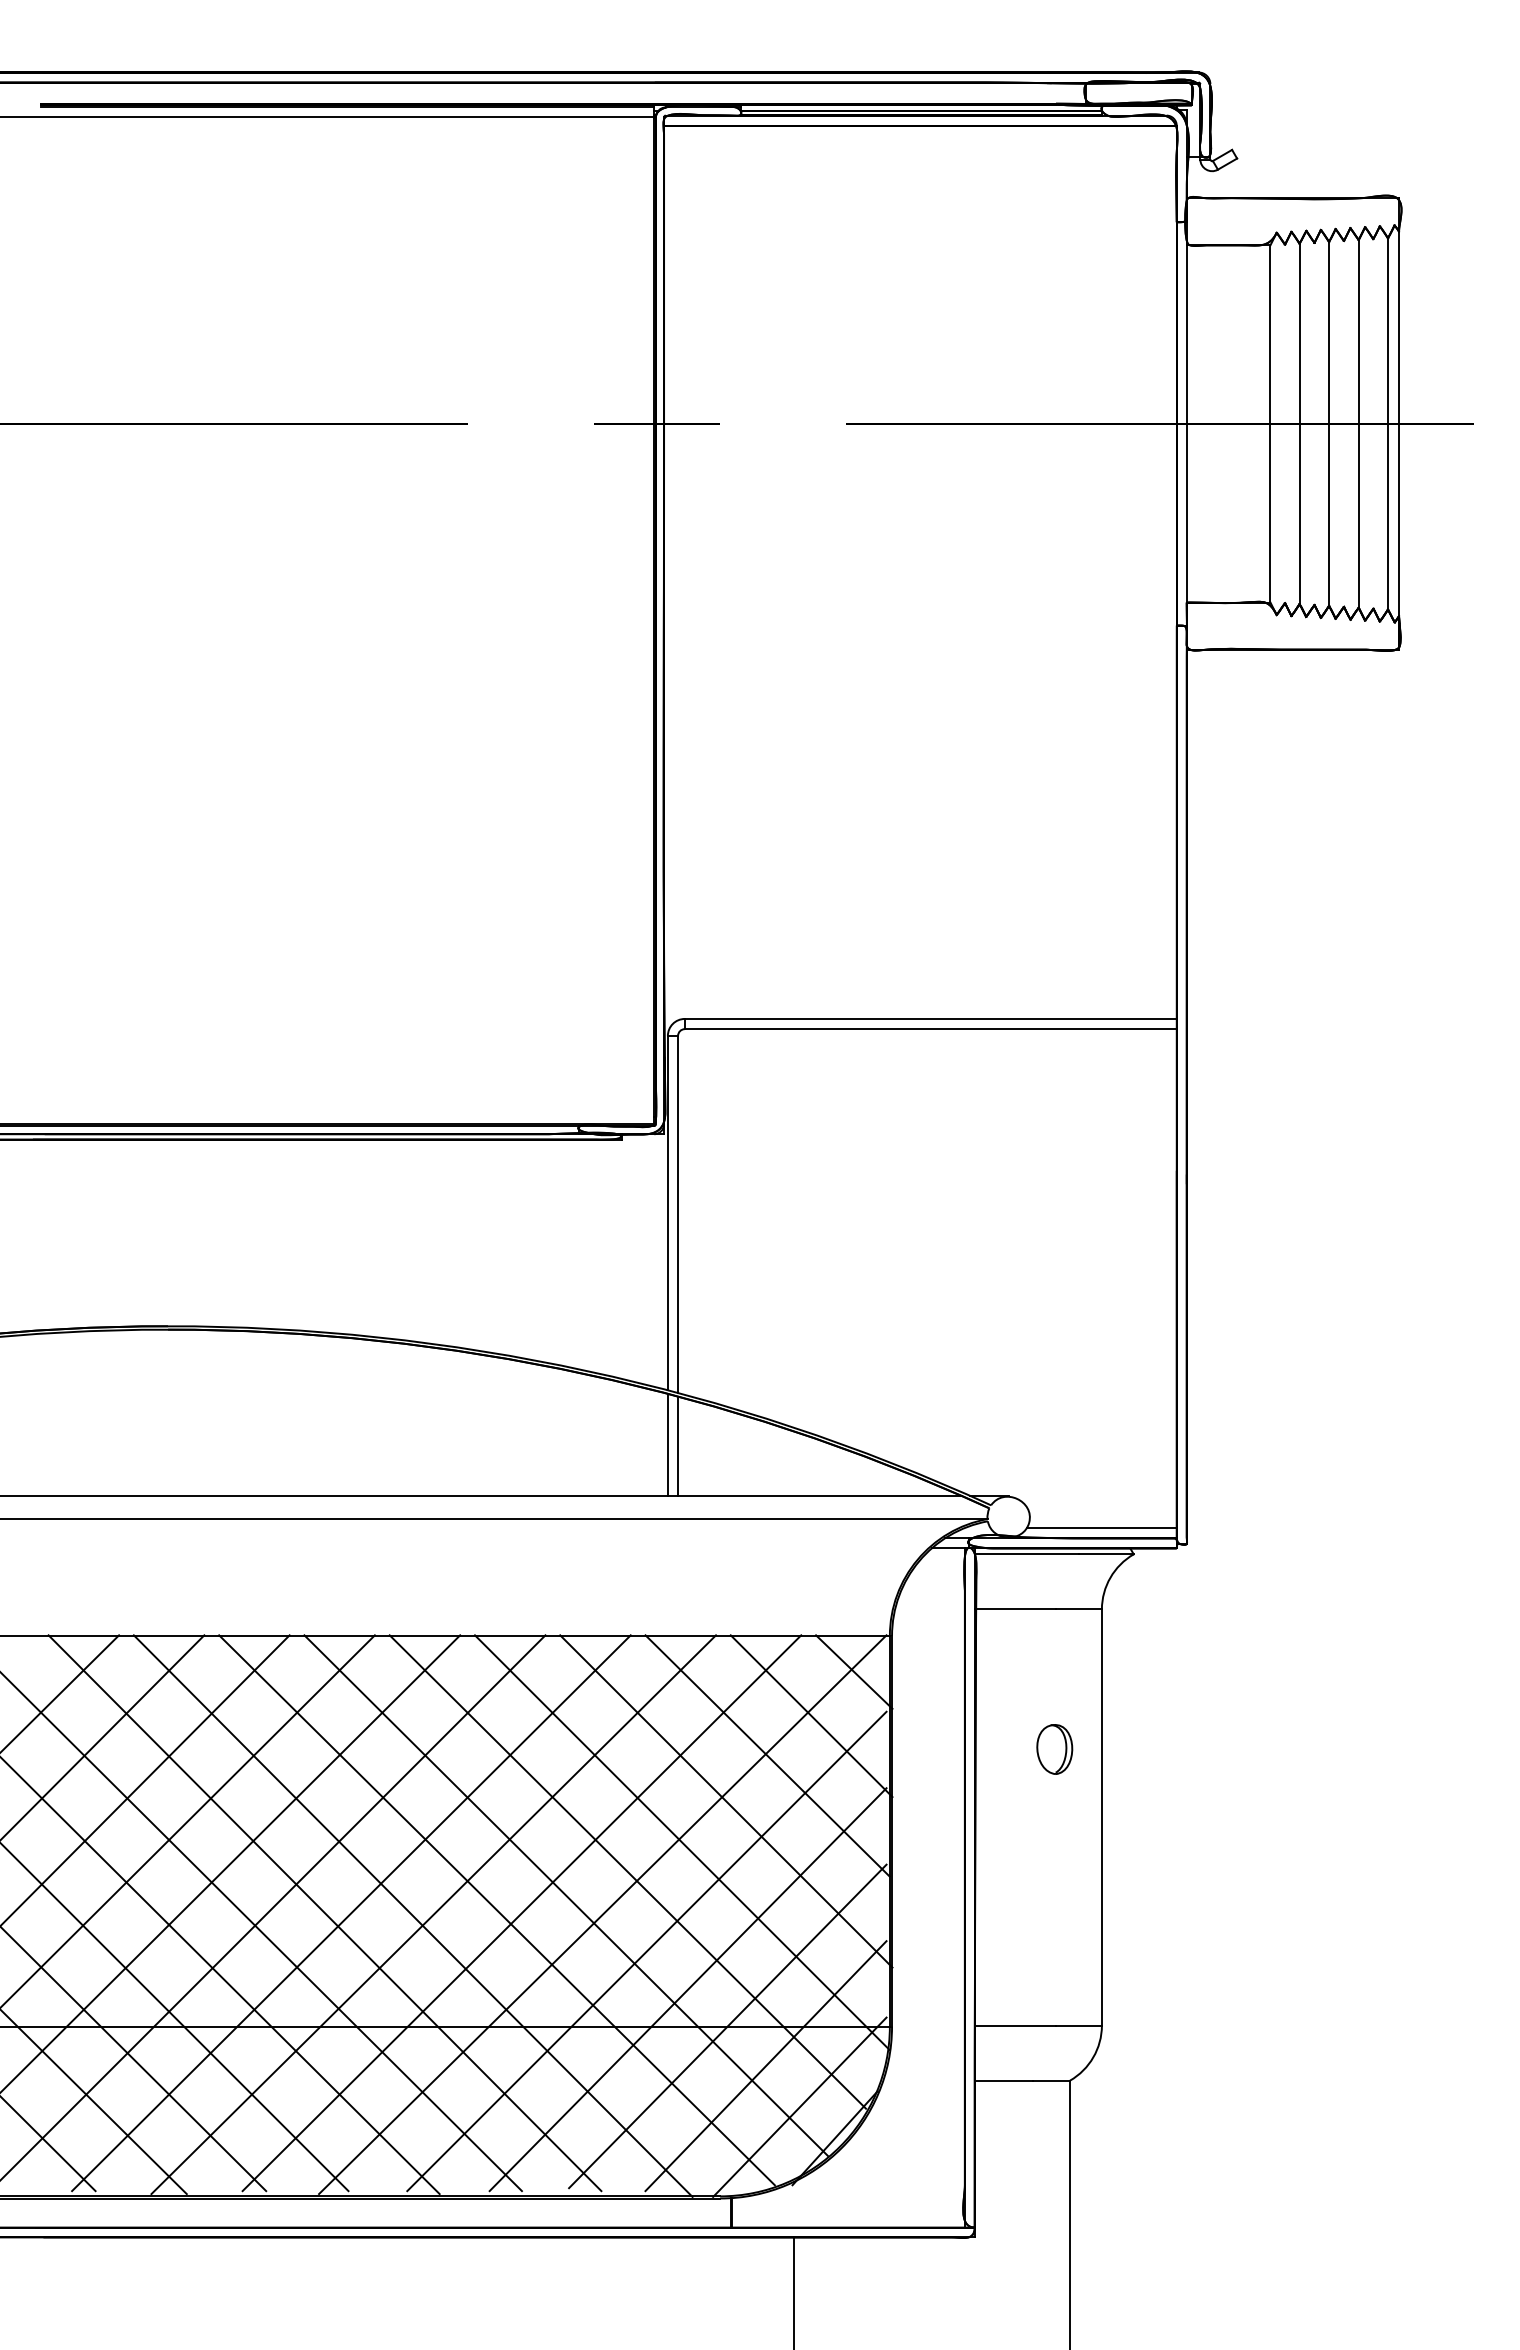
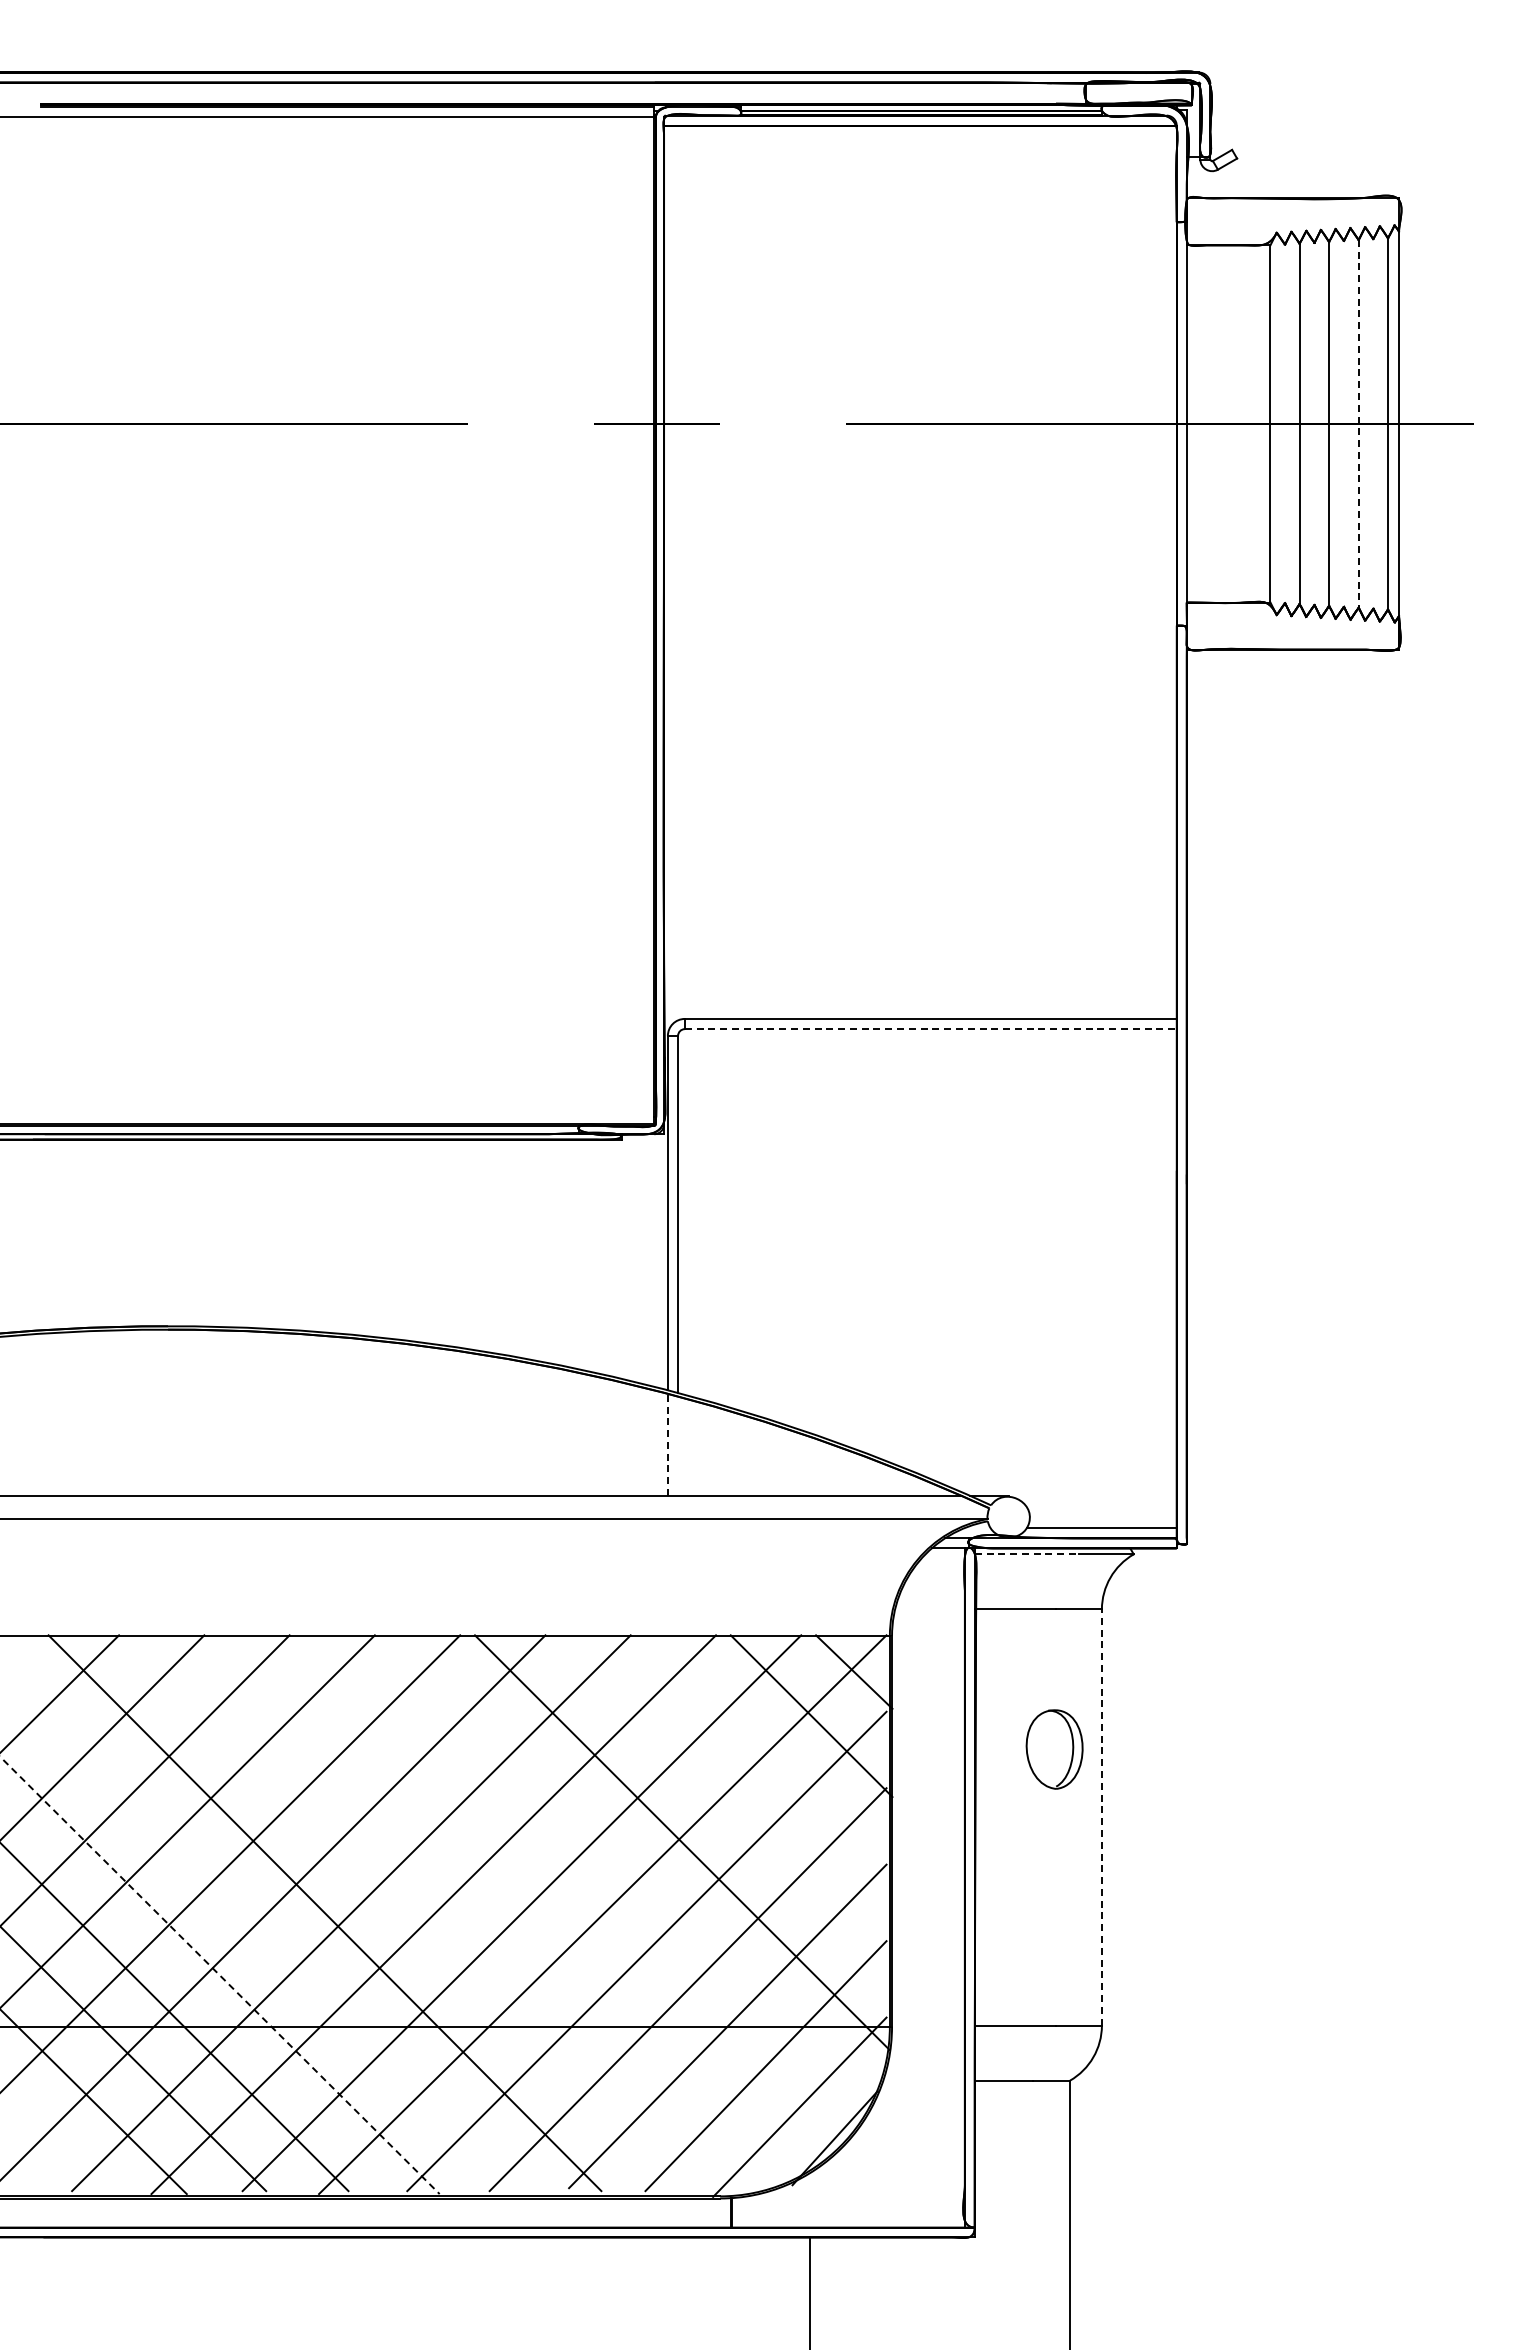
line: solid -> dashed (1358, 424)
line: solid -> dashed (930, 1029)
line: solid -> dashed (667, 1444)
line: present -> none (678, 1446)
line: solid -> dashed (1027, 1554)
part size: 38x51 px -> 59x81 px (1054, 1749)
line: present -> none (767, 1755)
line: present -> none (726, 1801)
line: solid -> dashed (1101, 1817)
line: present -> none (627, 1871)
line: present -> none (565, 1895)
line: present -> none (496, 1910)
line: present -> none (412, 1915)
line: present -> none (261, 1932)
line: solid -> dashed (220, 1975)
line: present -> none (48, 2144)
line position: (794, 2291) -> (810, 2291) (810, 2291)
